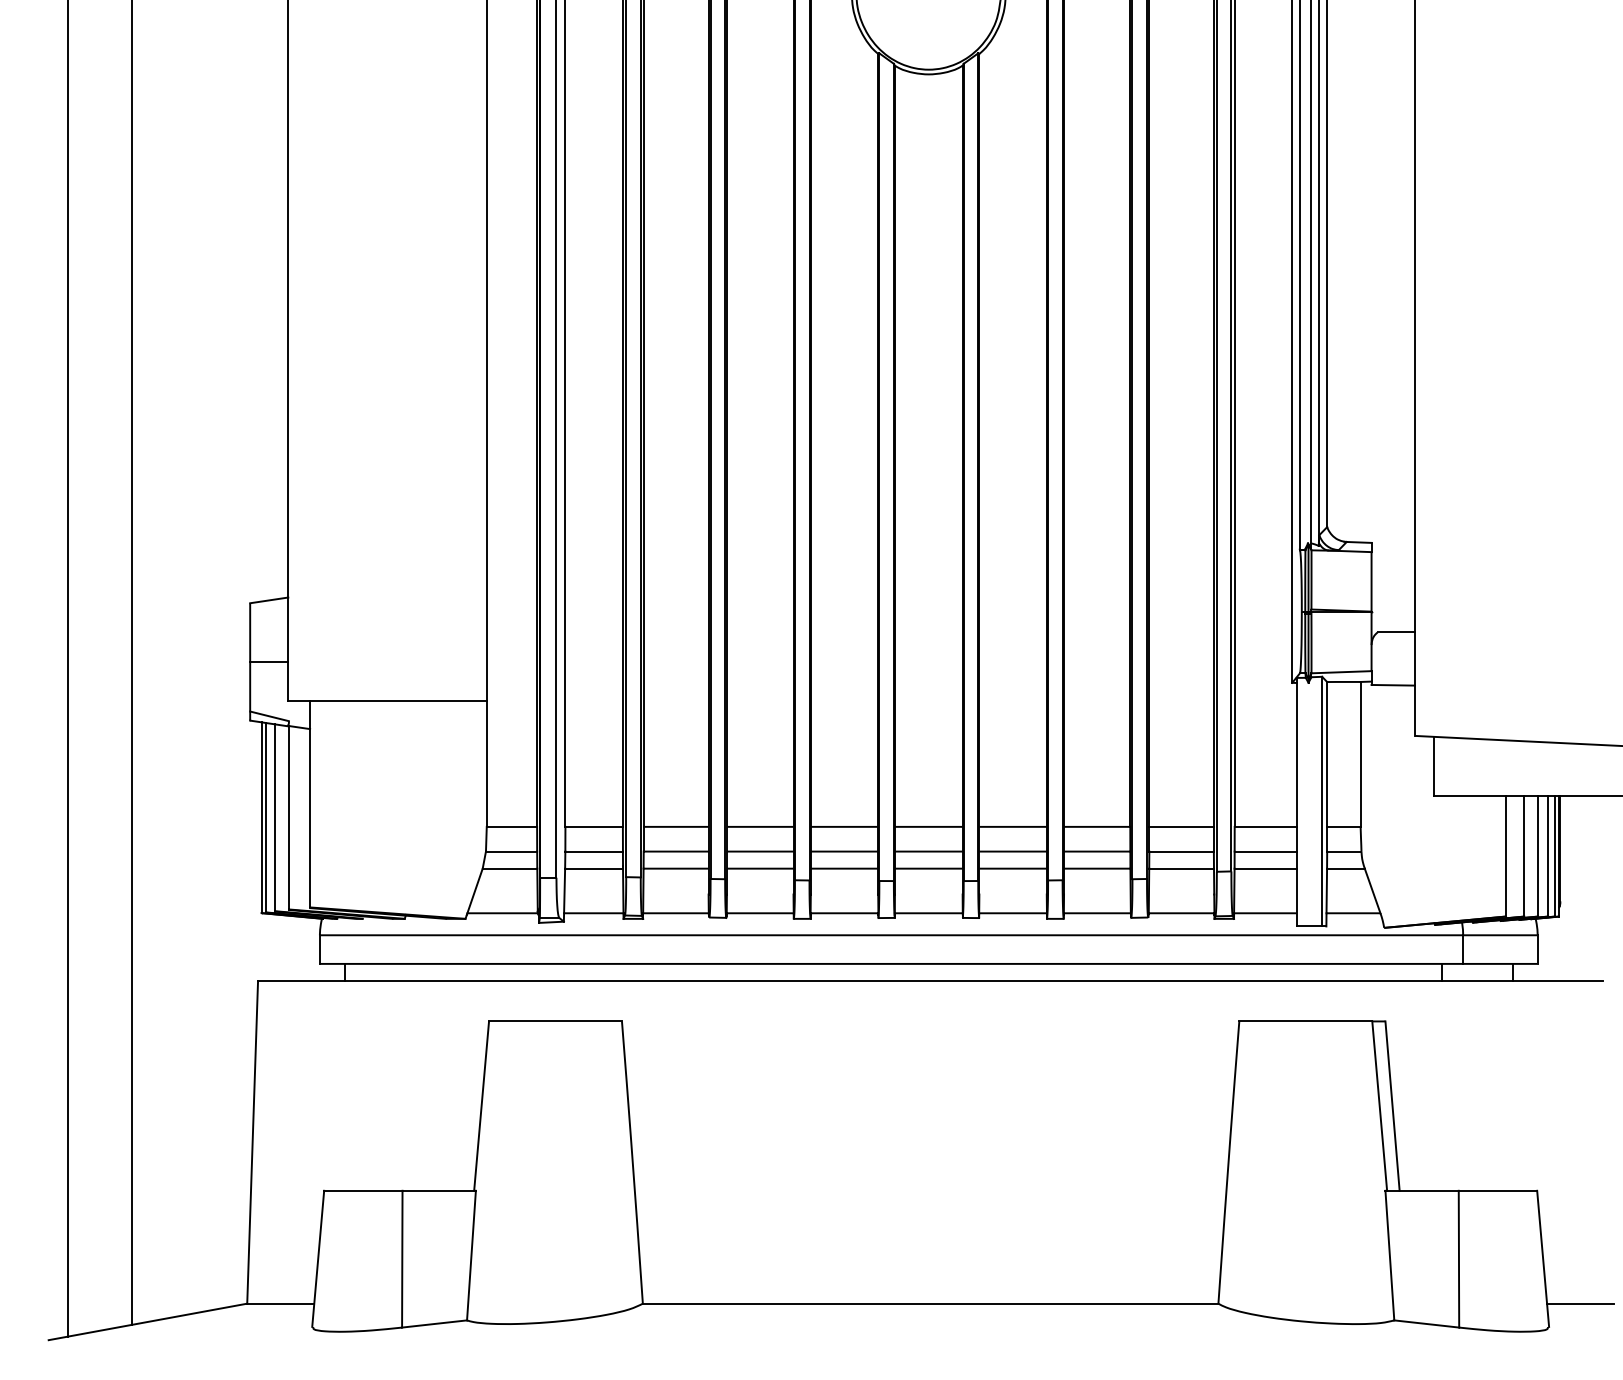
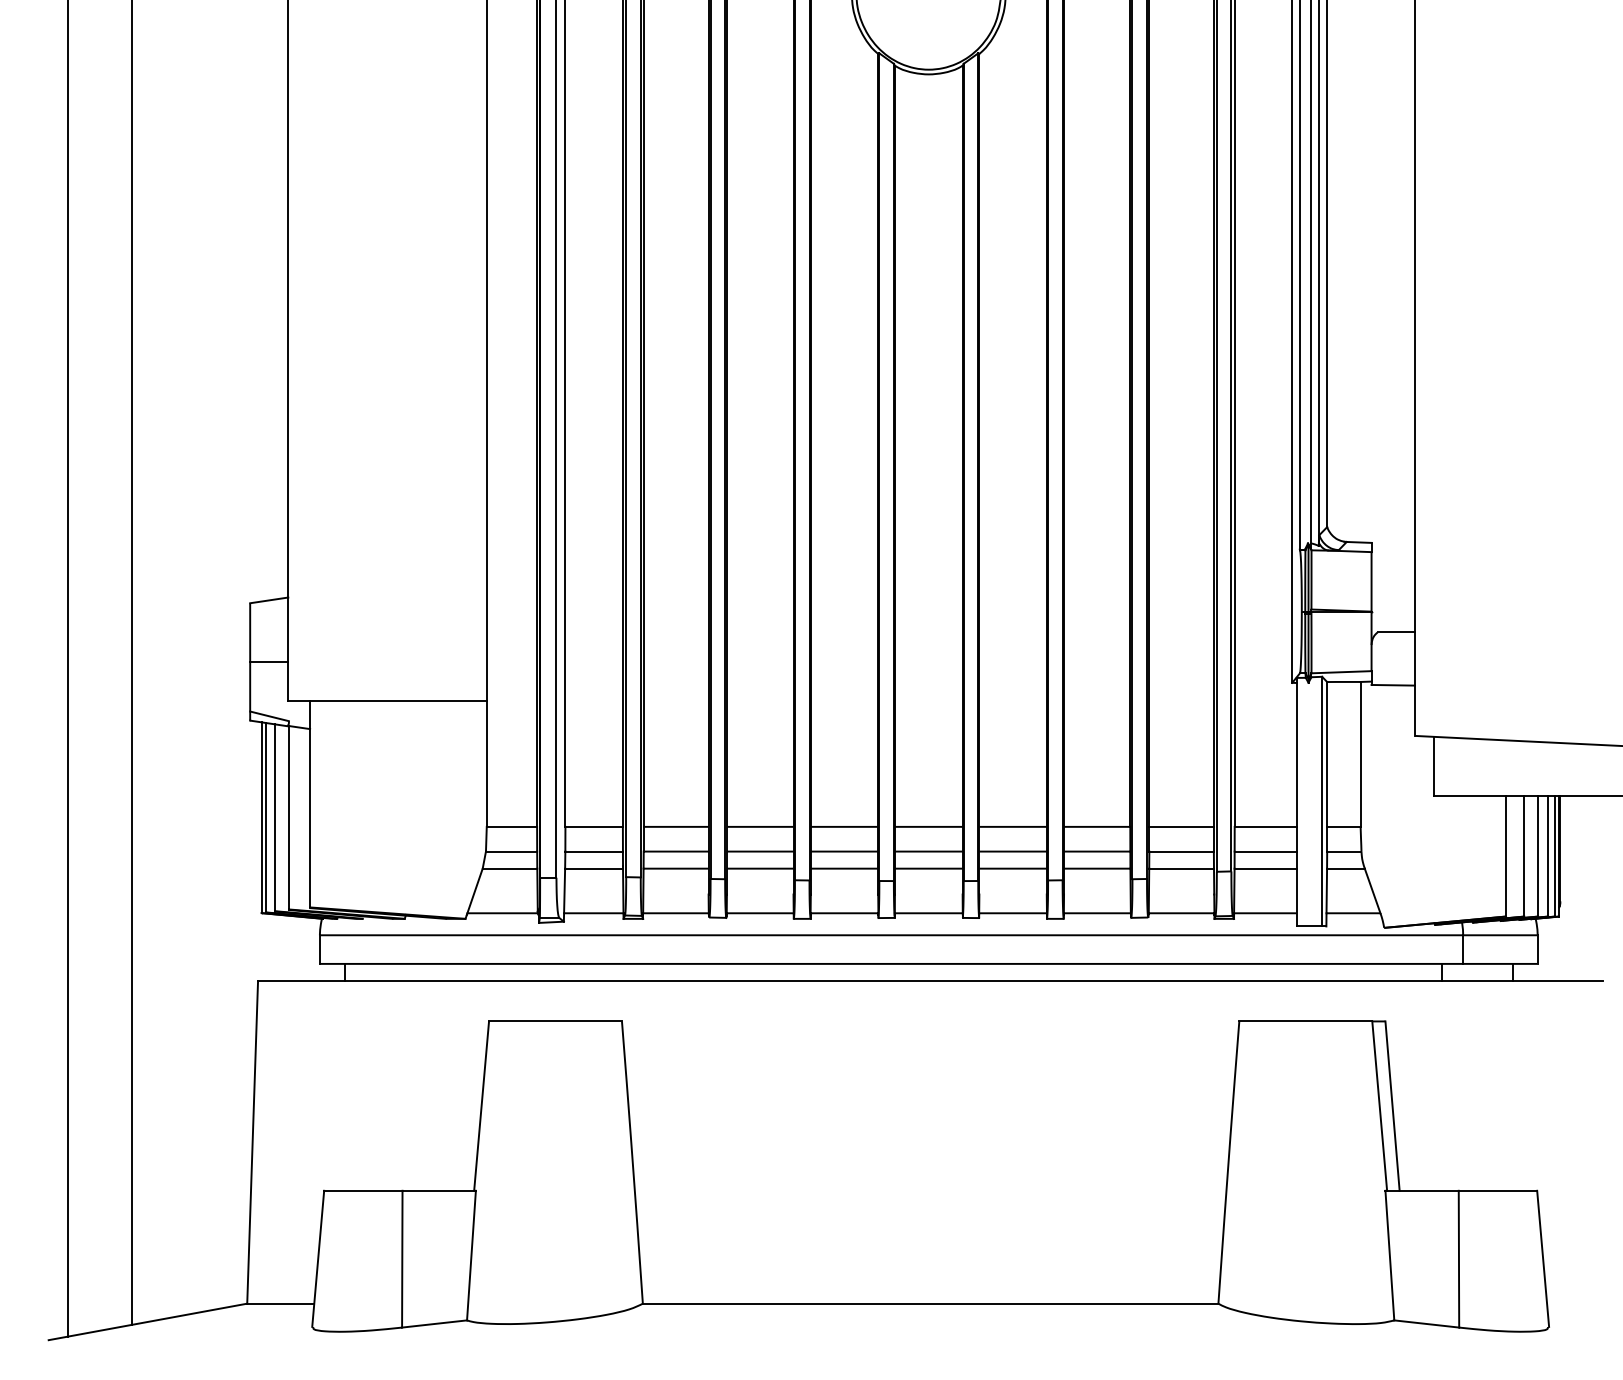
line: present -> none (1580, 1303)
